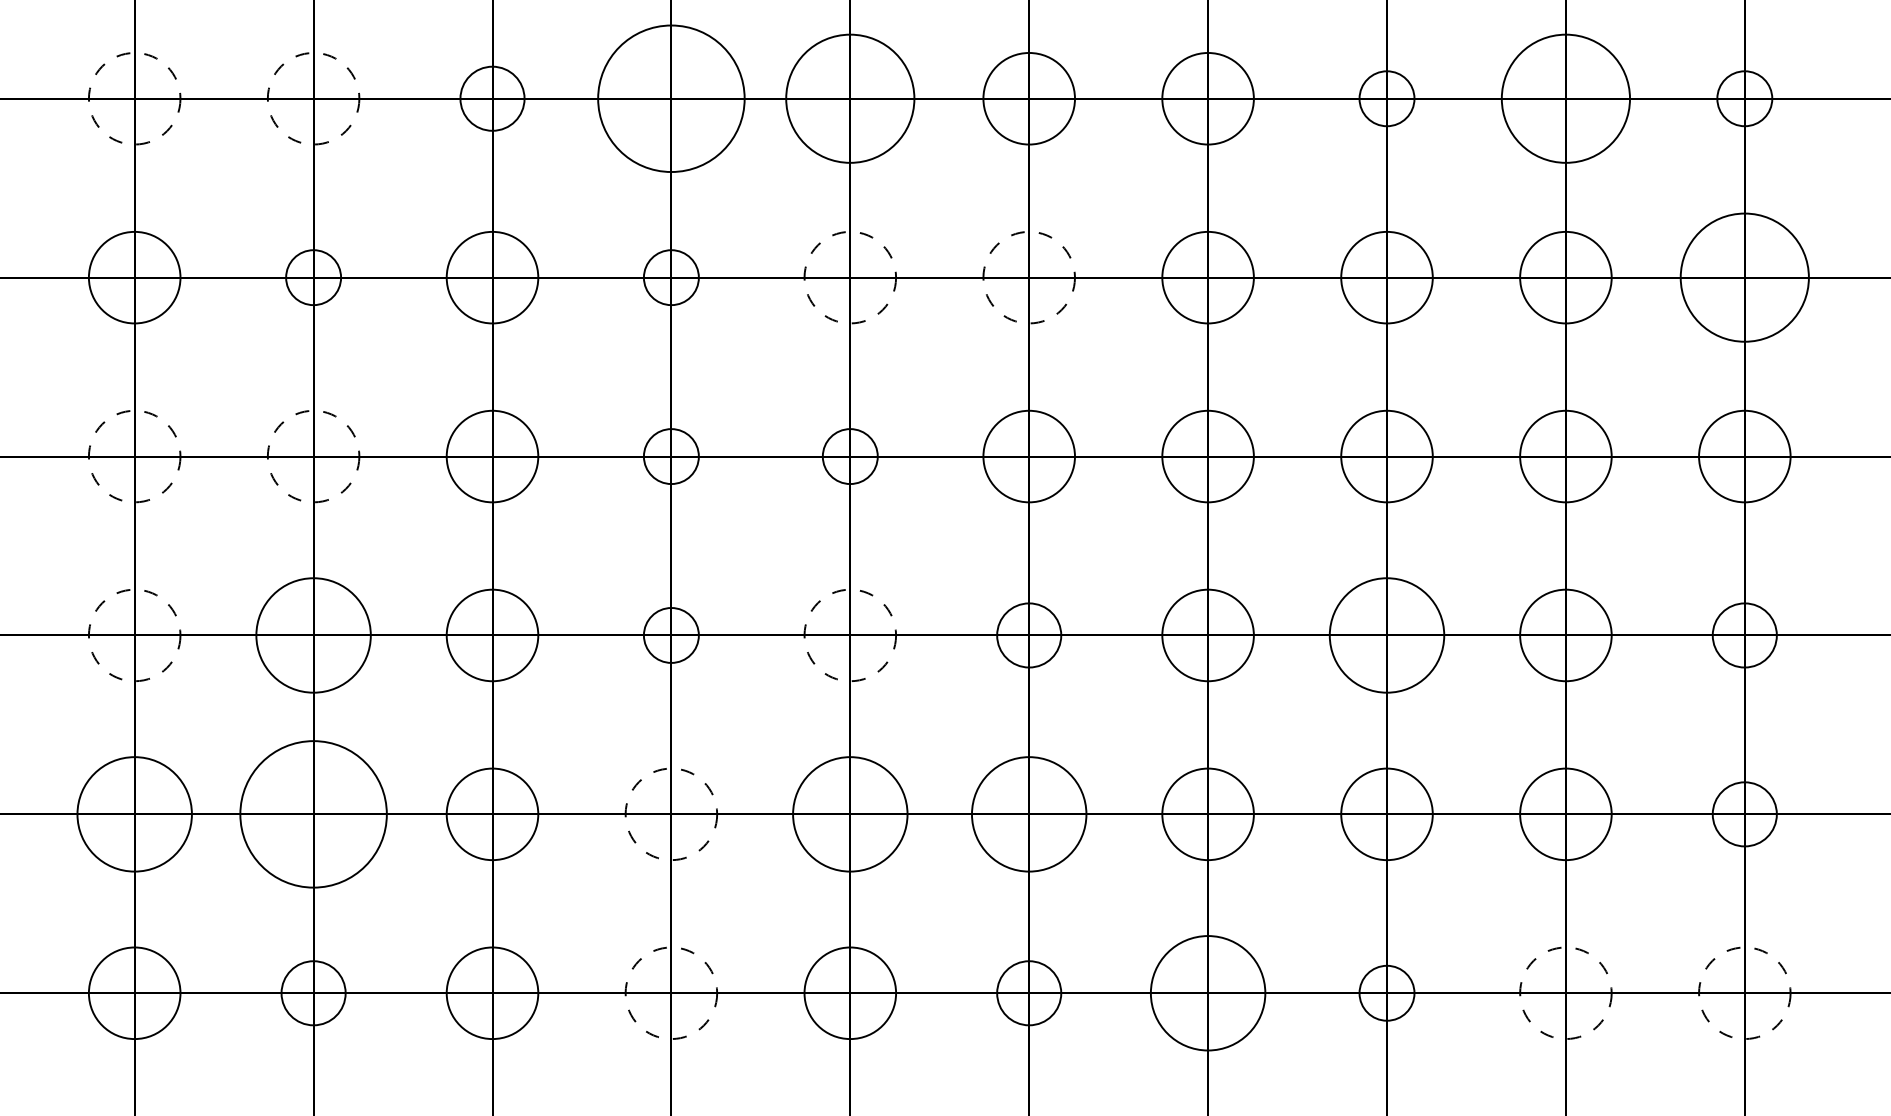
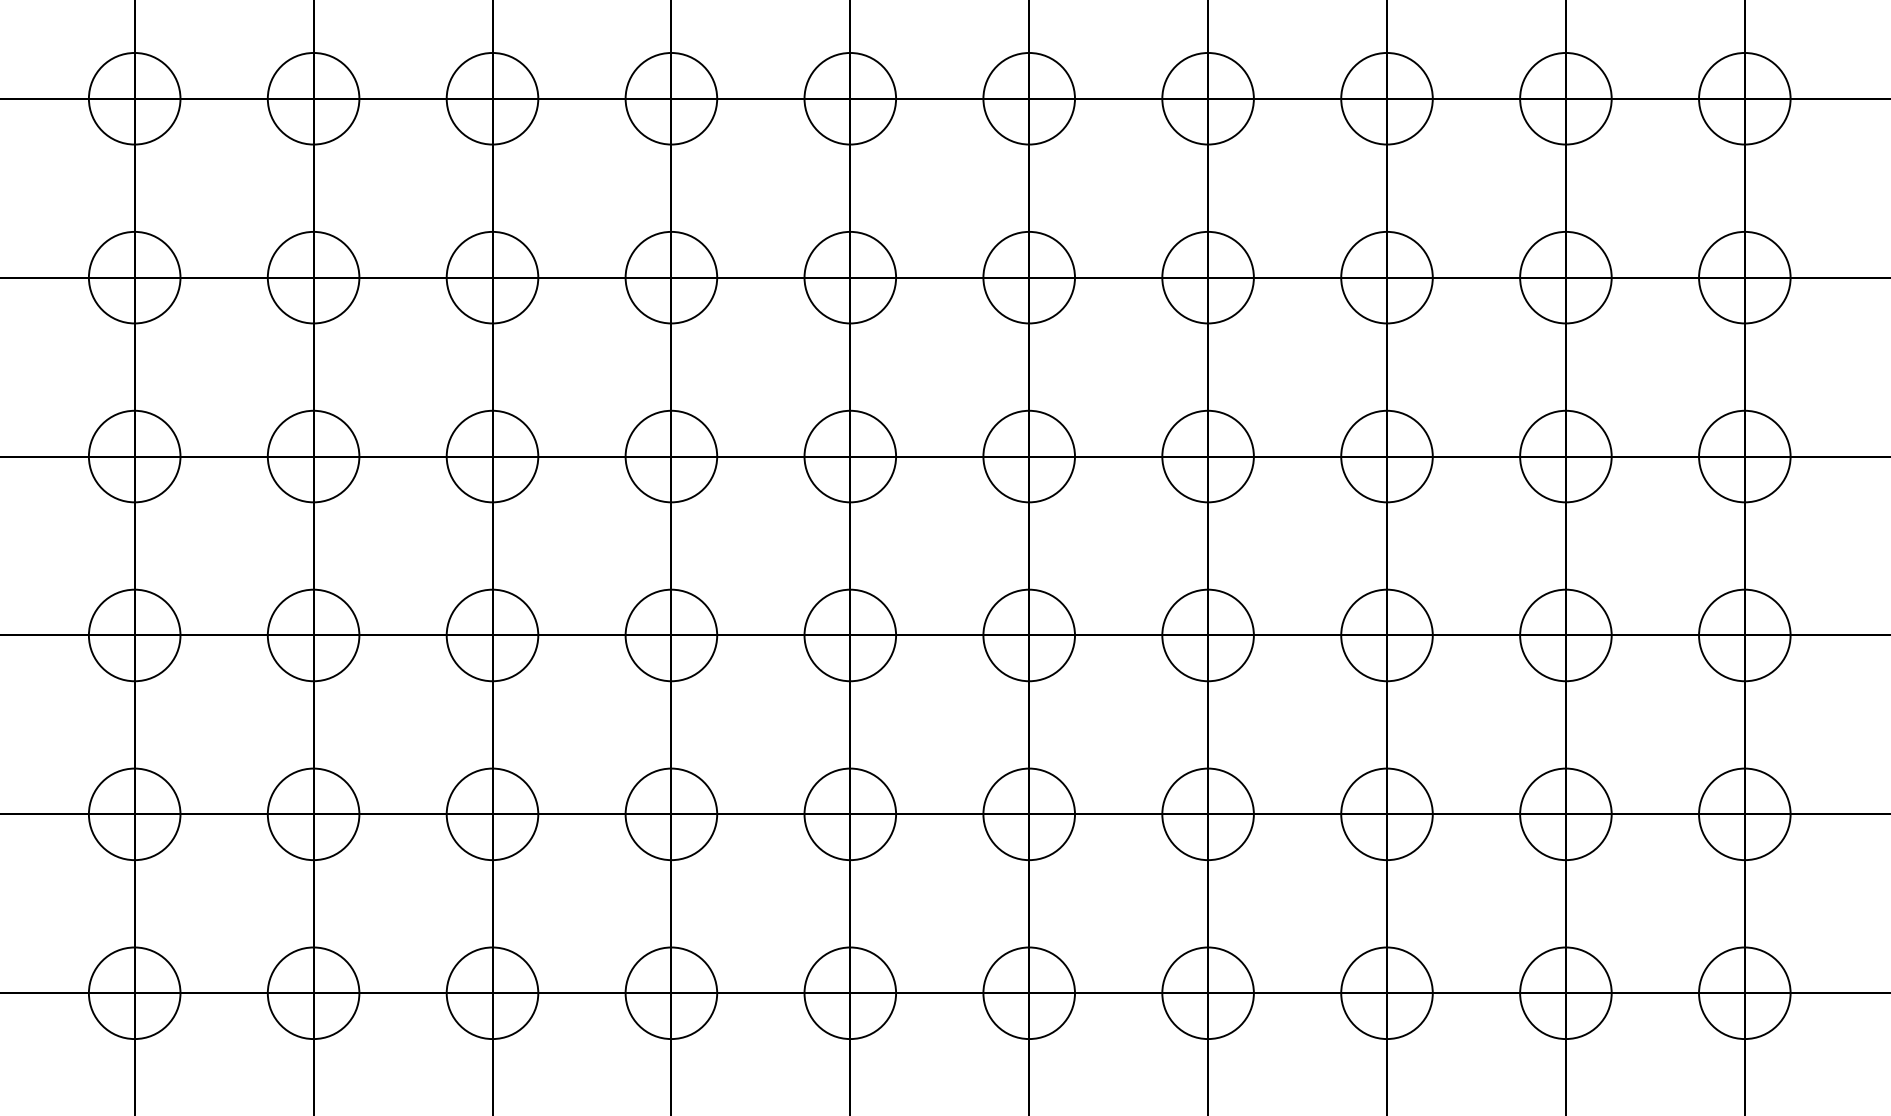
circle: dashed -> solid (134, 98)
circle: dashed -> solid (313, 98)
circle diameter: 64 px -> 92 px (492, 98)
circle diameter: 147 px -> 92 px (671, 98)
circle diameter: 128 px -> 92 px (850, 98)
circle diameter: 55 px -> 92 px (1386, 98)
circle diameter: 128 px -> 92 px (1565, 98)
circle diameter: 55 px -> 92 px (1744, 98)
circle diameter: 55 px -> 92 px (313, 277)
circle diameter: 55 px -> 92 px (671, 277)
circle: dashed -> solid (850, 277)
circle: dashed -> solid (1028, 277)
circle diameter: 128 px -> 92 px (1744, 277)
circle: dashed -> solid (134, 456)
circle: dashed -> solid (313, 456)
circle diameter: 55 px -> 92 px (671, 456)
circle diameter: 55 px -> 92 px (850, 456)
circle: dashed -> solid (134, 635)
circle diameter: 114 px -> 92 px (313, 635)
circle diameter: 55 px -> 92 px (671, 635)
circle: dashed -> solid (850, 635)
circle diameter: 64 px -> 92 px (1028, 635)
circle diameter: 114 px -> 92 px (1386, 635)
circle diameter: 64 px -> 92 px (1744, 635)
circle diameter: 114 px -> 92 px (134, 814)
circle diameter: 147 px -> 92 px (313, 814)
circle: dashed -> solid (671, 814)
circle diameter: 114 px -> 92 px (850, 814)
circle diameter: 114 px -> 92 px (1028, 814)
circle diameter: 64 px -> 92 px (1744, 814)
circle diameter: 55 px -> 92 px (1386, 993)
circle diameter: 64 px -> 92 px (313, 993)
circle: dashed -> solid (671, 993)
circle diameter: 64 px -> 92 px (1028, 993)
circle diameter: 114 px -> 92 px (1207, 993)
circle: dashed -> solid (1565, 993)
circle: dashed -> solid (1744, 993)
